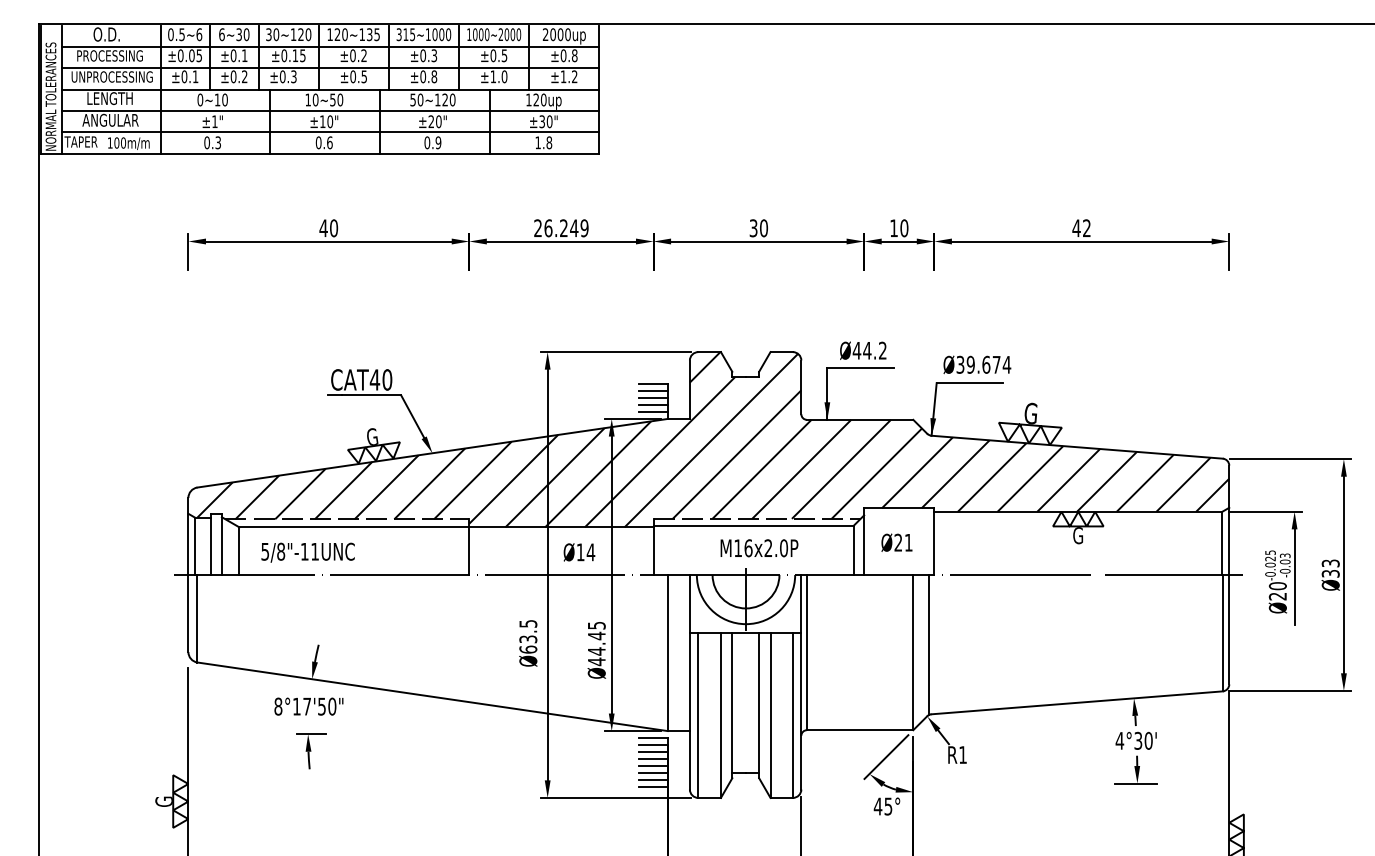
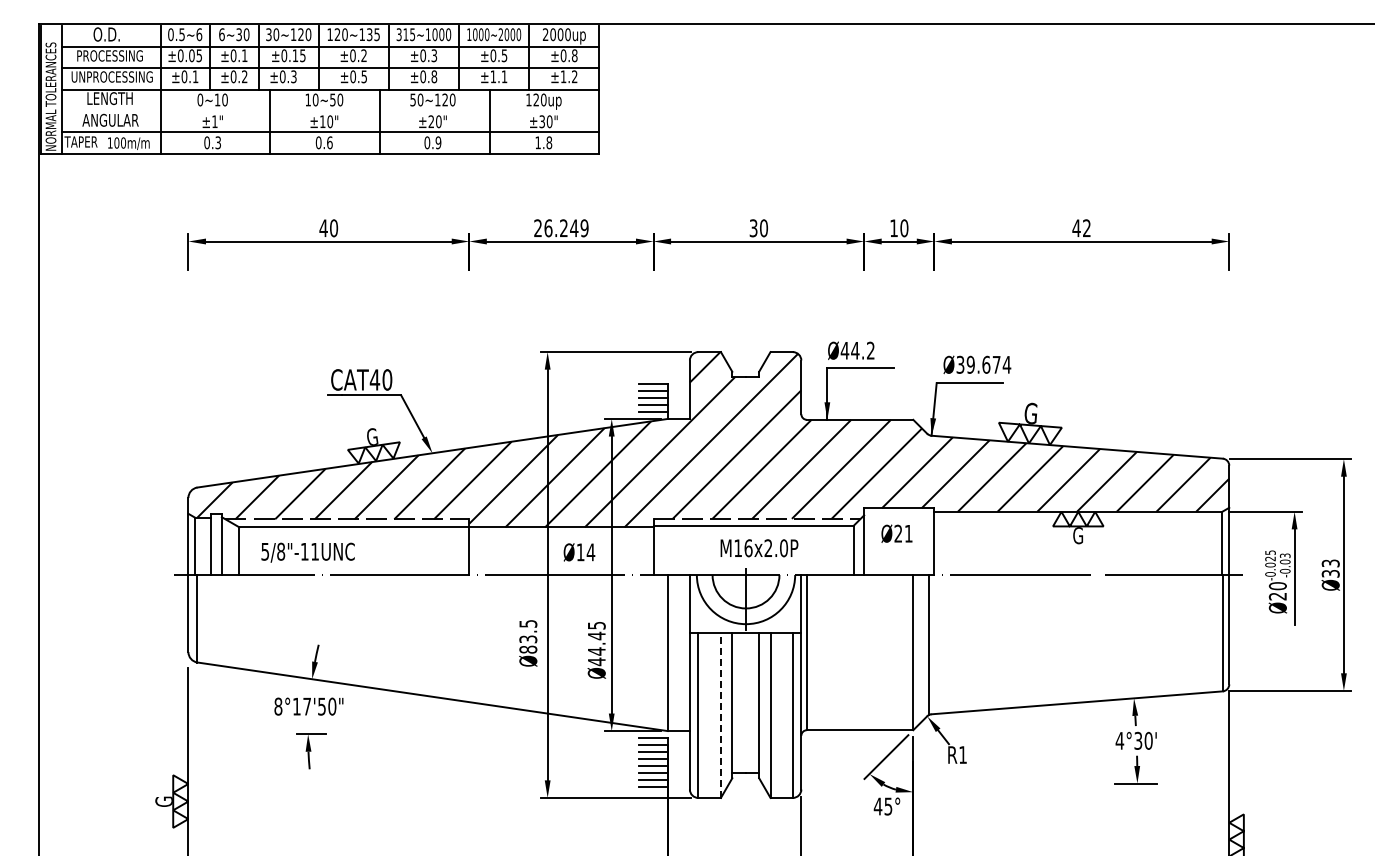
text: ±1.0 -> ±1.1 (504, 76)
line: present -> none (330, 111)
text position: (863, 350) -> (851, 350) (851, 350)
text position: (896, 542) -> (896, 533) (896, 533)
text: Ø63.5 -> Ø83.5 (528, 649)
line: solid -> dashed (720, 715)
